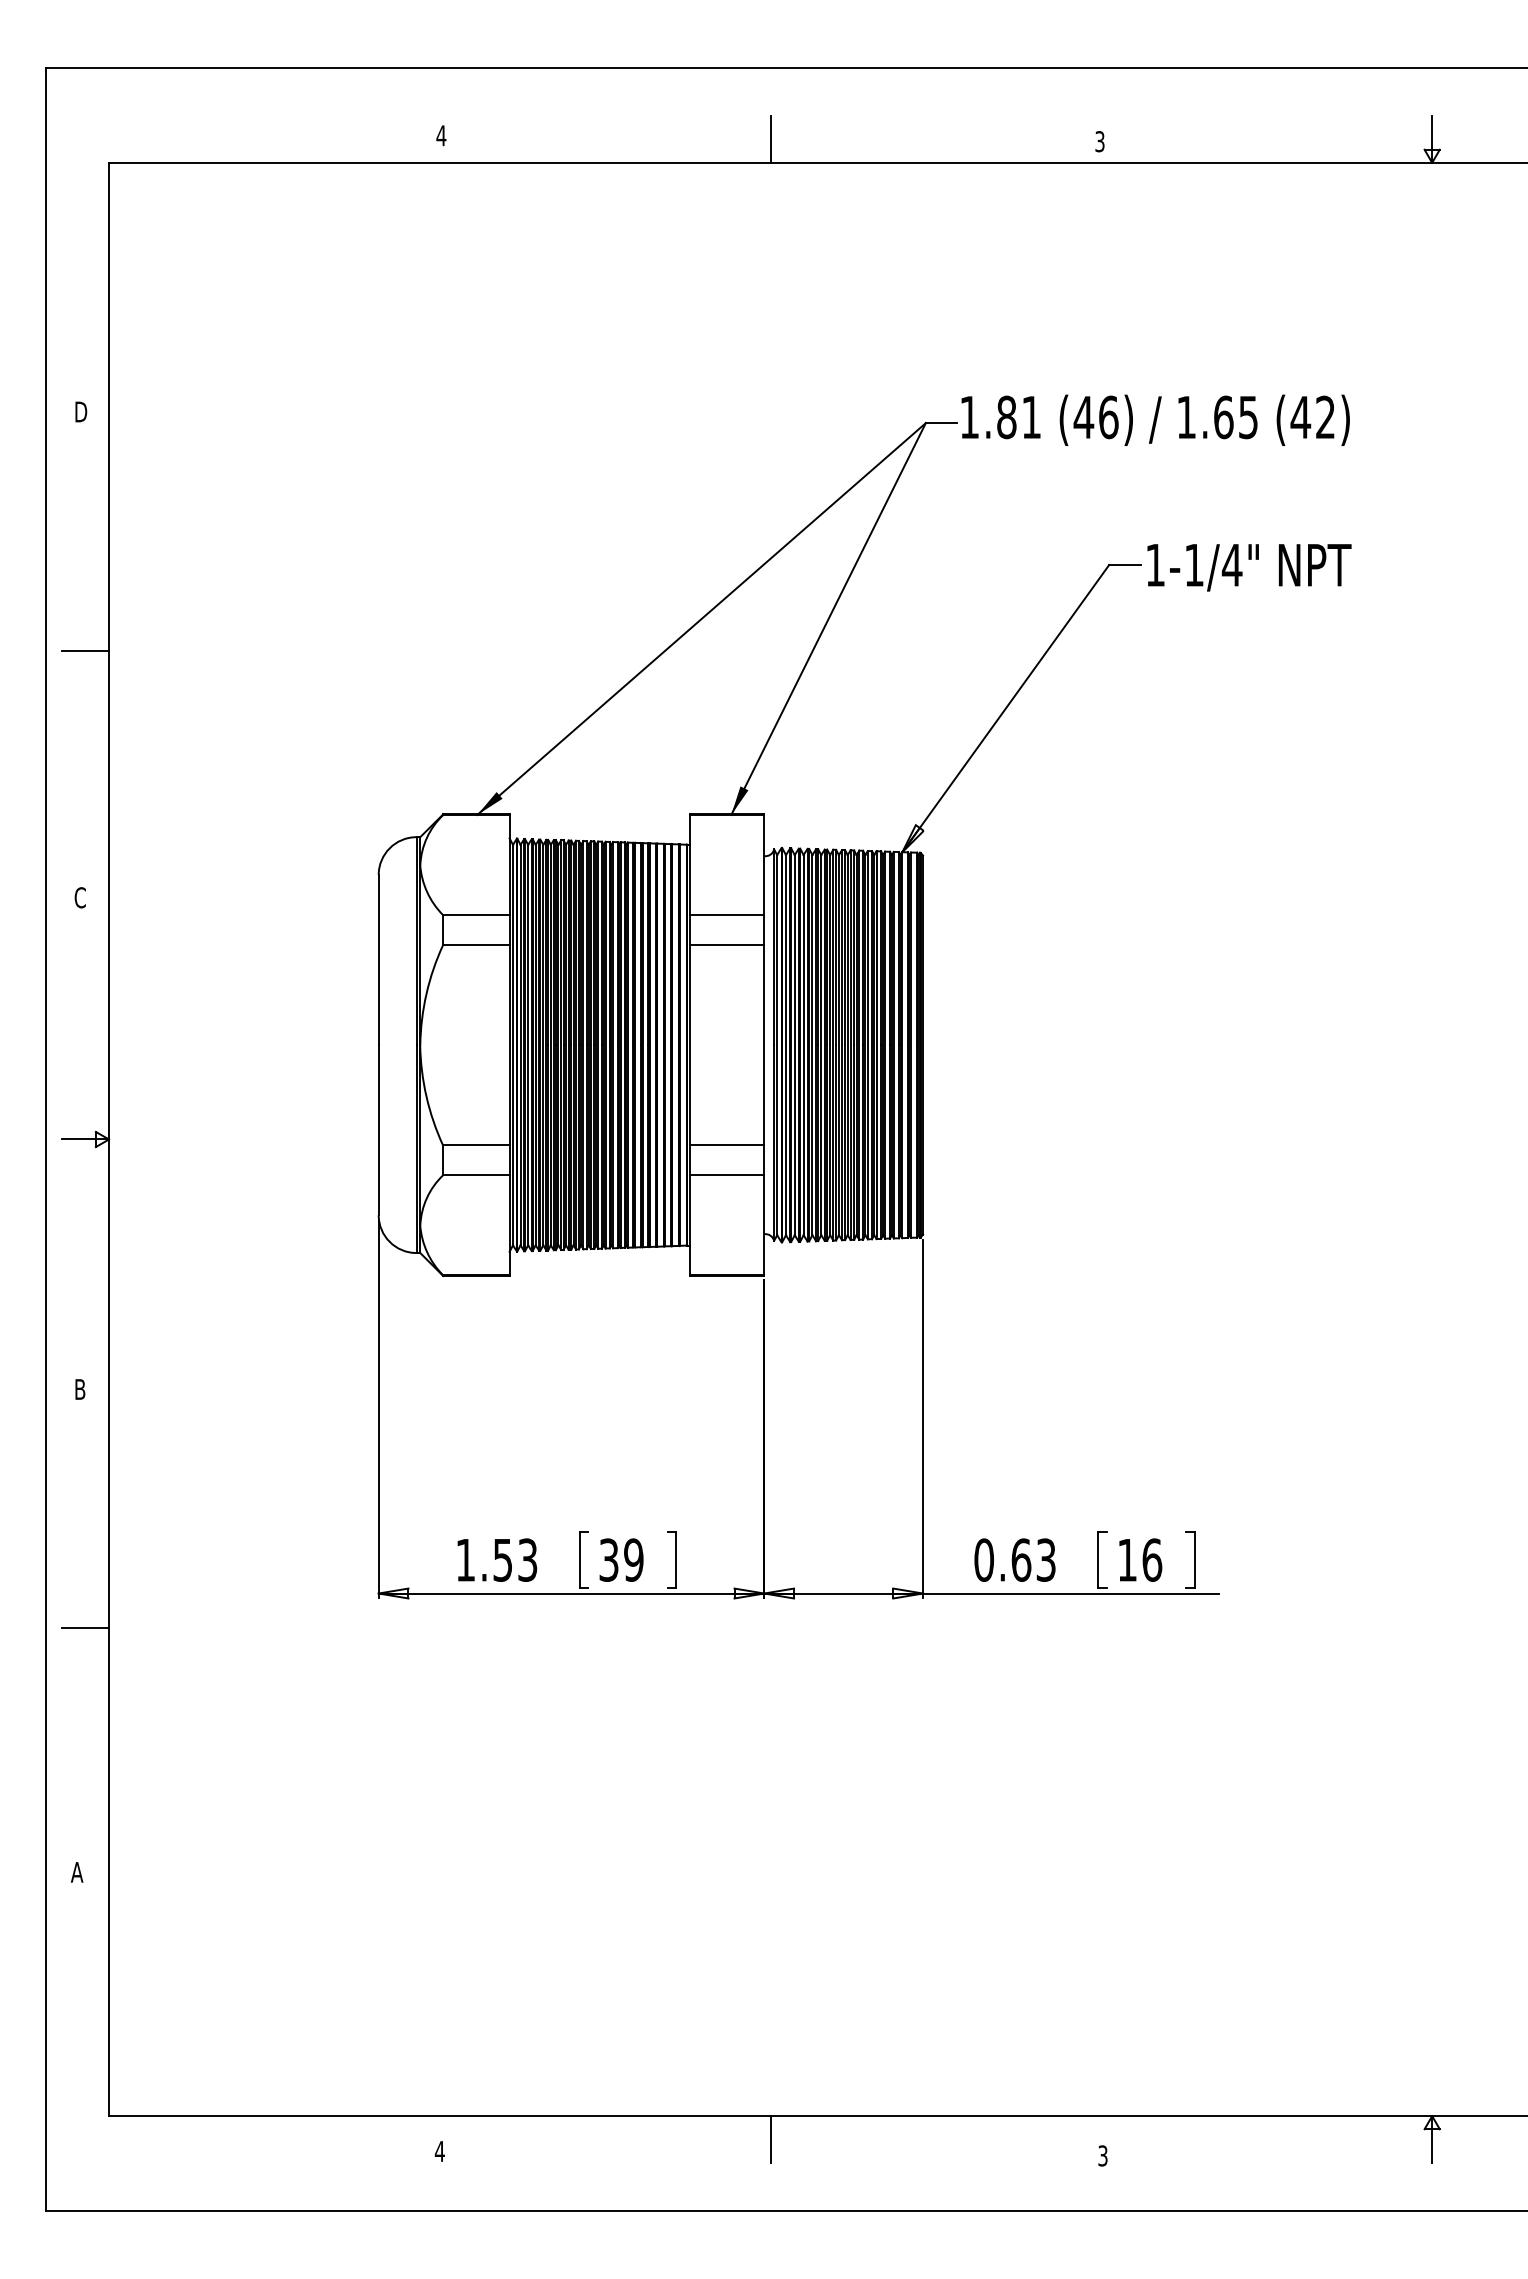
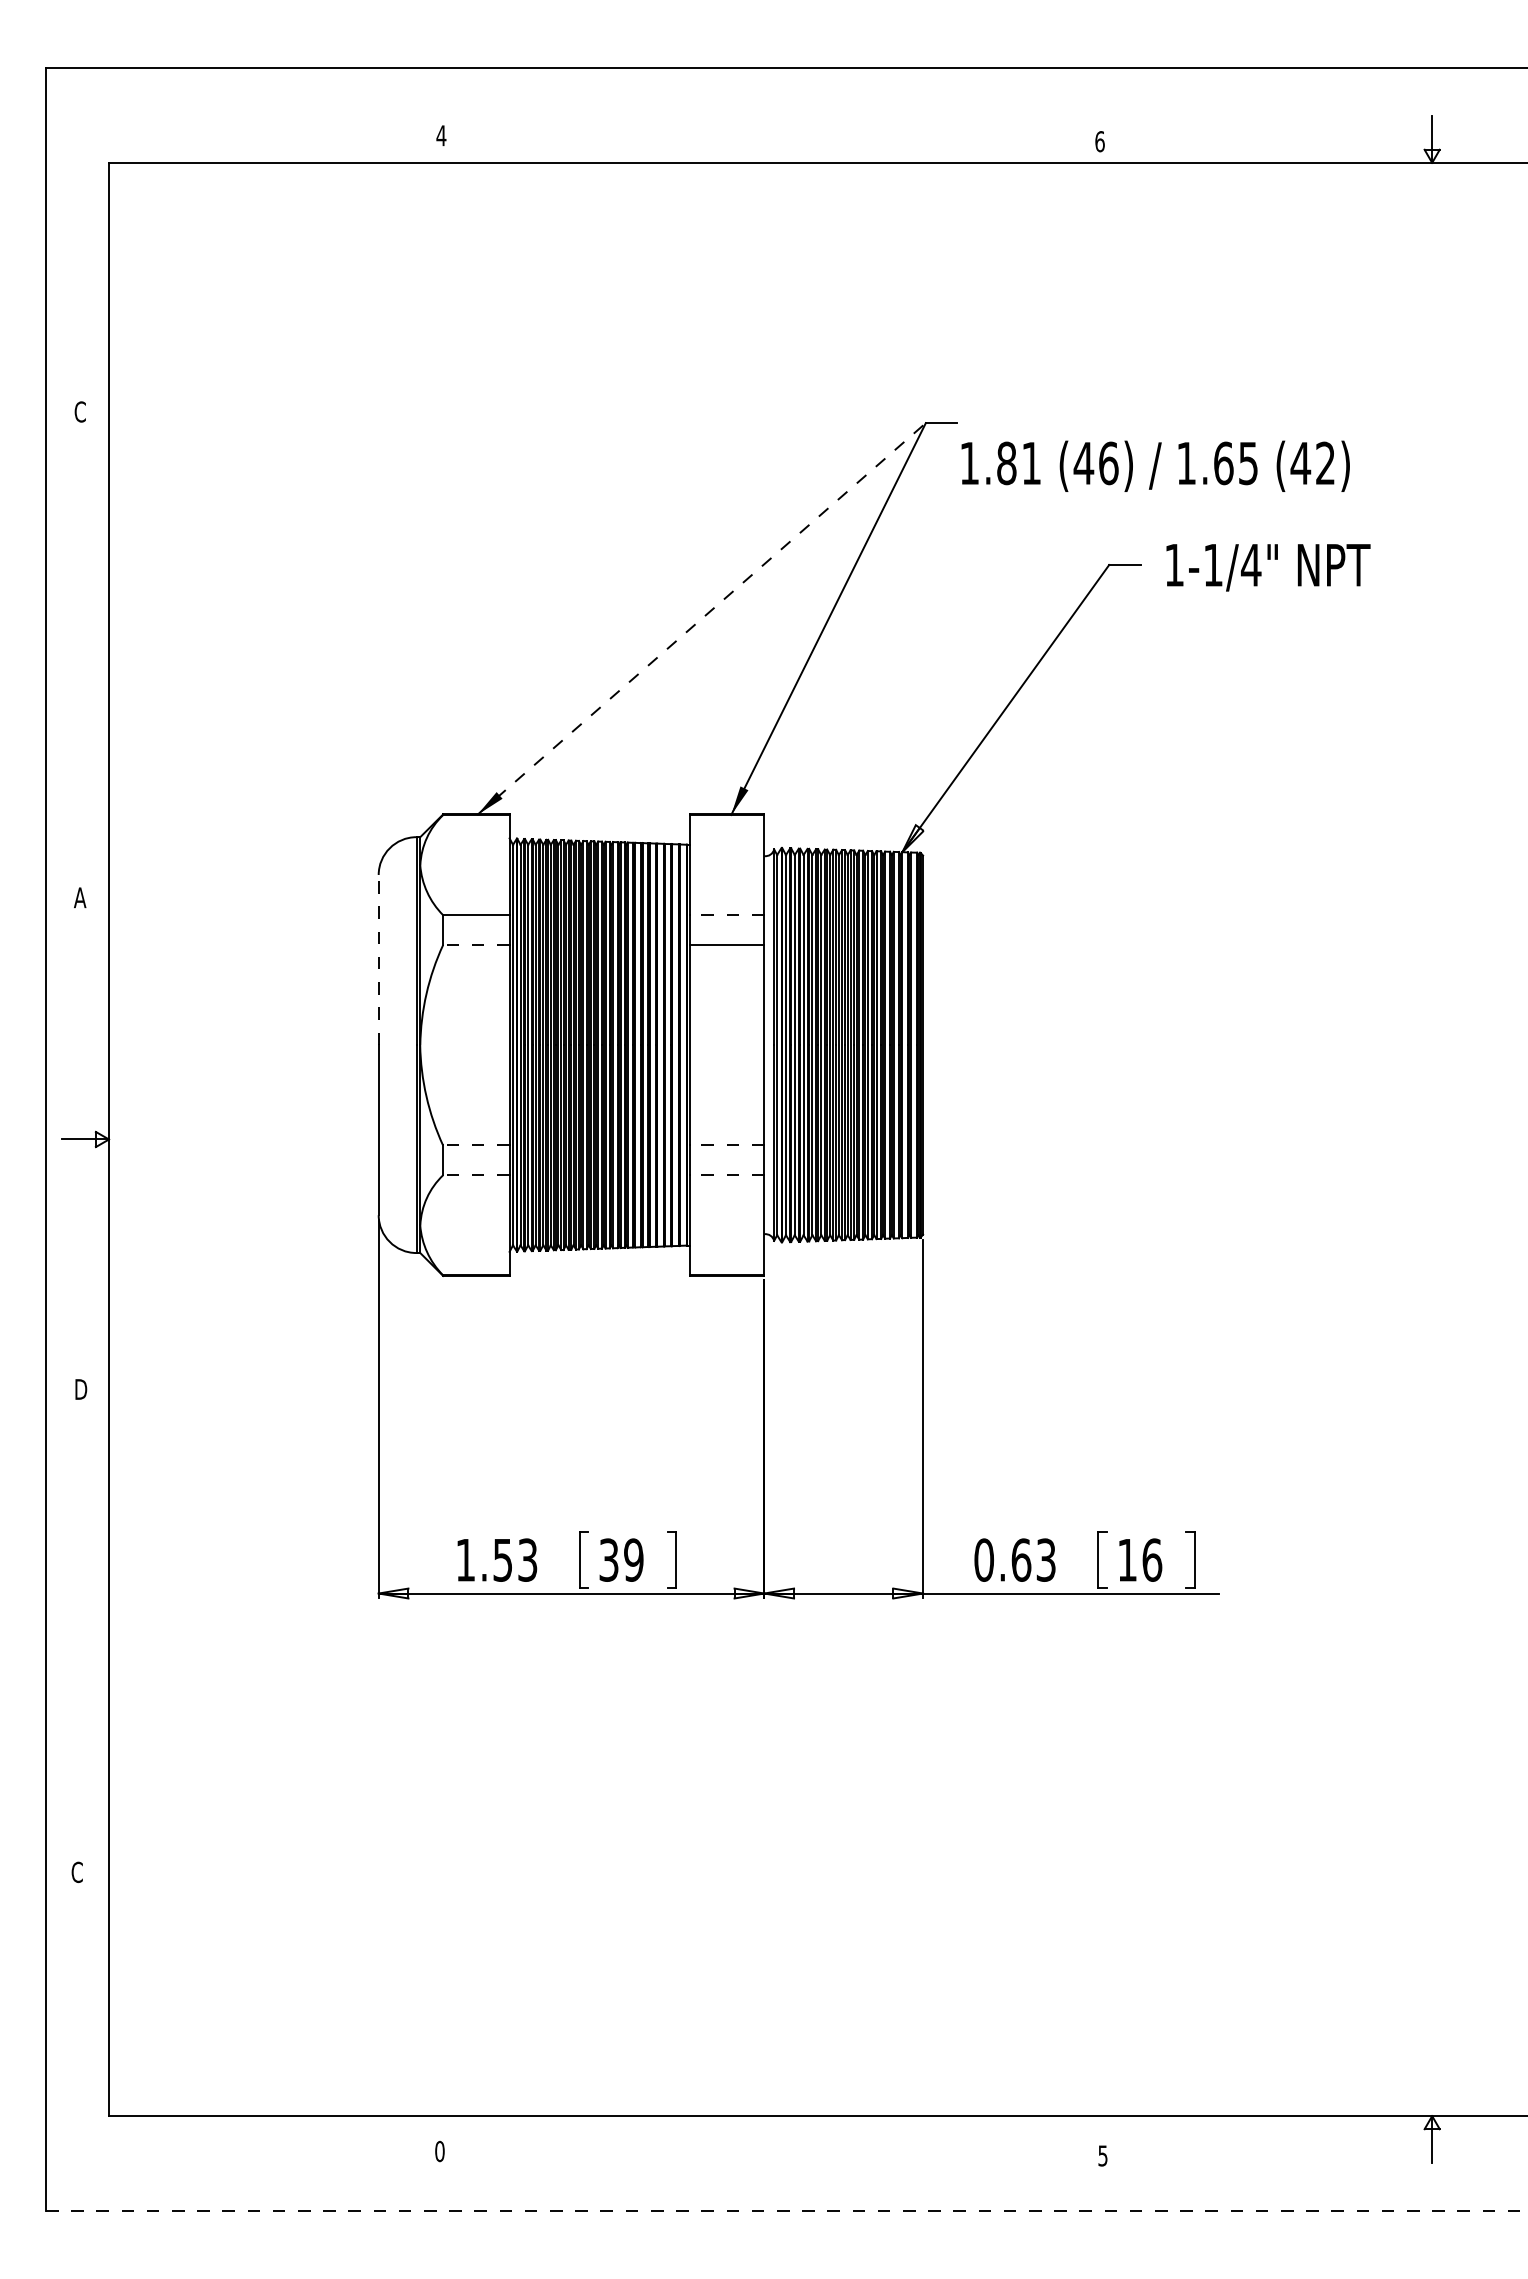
line: present -> none (770, 138)
text: 3 -> 6 (1099, 141)
text: D -> C (80, 411)
text position: (1155, 419) -> (1155, 465) (1155, 465)
text position: (1249, 567) -> (1268, 567) (1268, 567)
line: solid -> dashed (701, 619)
line: present -> none (85, 651)
text: C -> A (80, 897)
line: solid -> dashed (726, 915)
line: solid -> dashed (475, 945)
line: solid -> dashed (378, 959)
line: solid -> dashed (475, 1145)
line: solid -> dashed (726, 1145)
line: solid -> dashed (475, 1175)
line: solid -> dashed (726, 1175)
text: B -> D (82, 1389)
line: present -> none (85, 1627)
text: A -> C (76, 1872)
line: present -> none (770, 2139)
text: 4 -> 0 (439, 2151)
text: 3 -> 5 (1102, 2155)
line: solid -> dashed (786, 2210)
